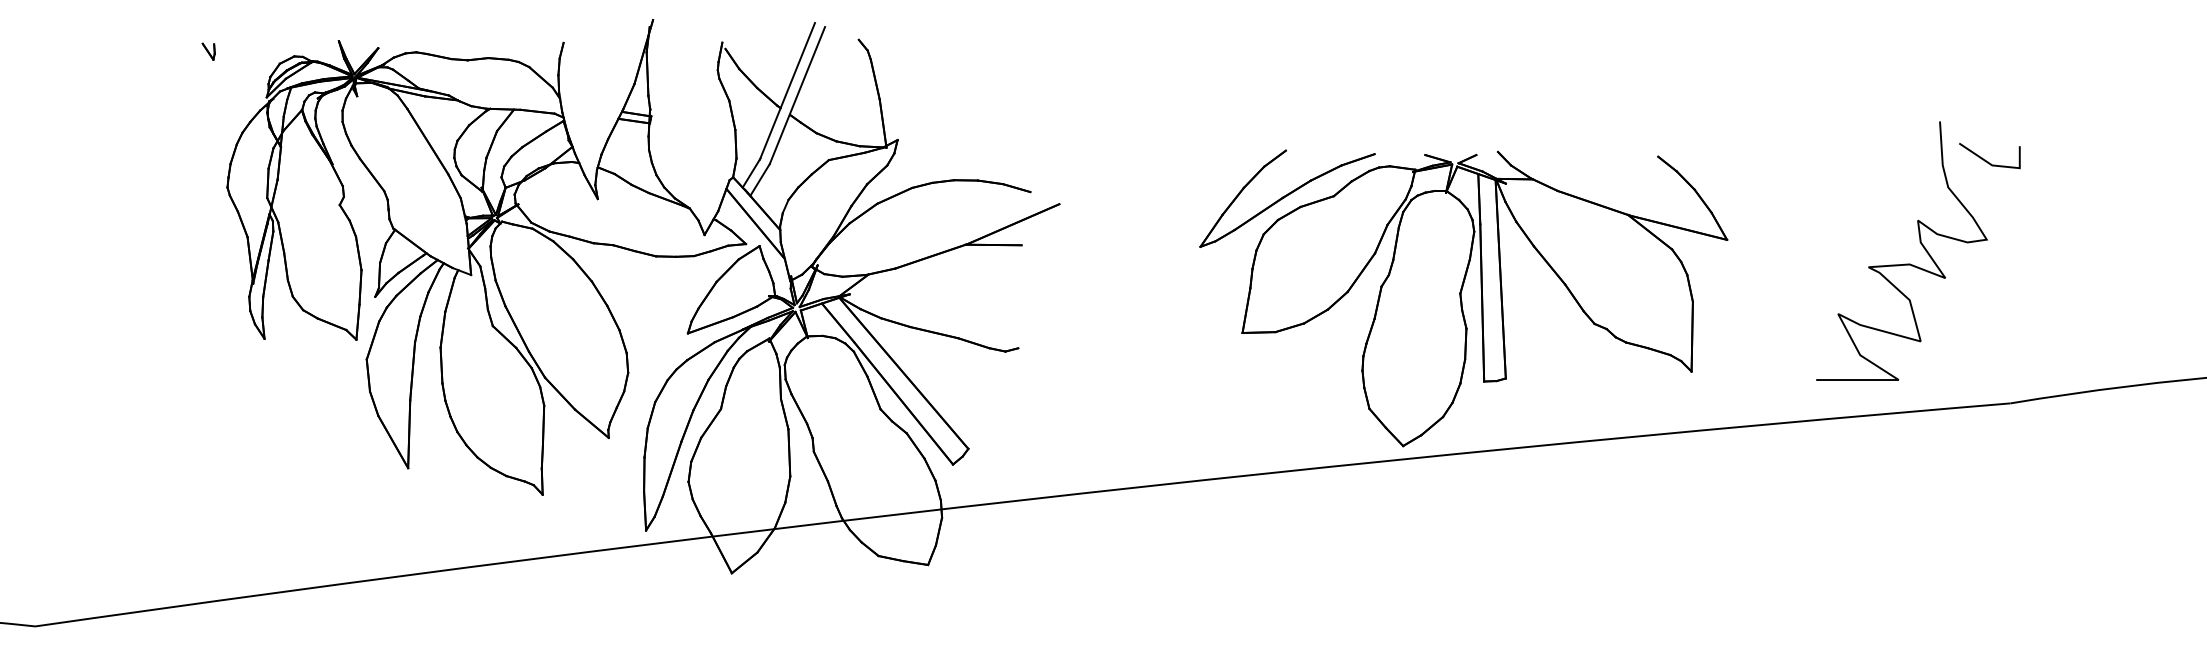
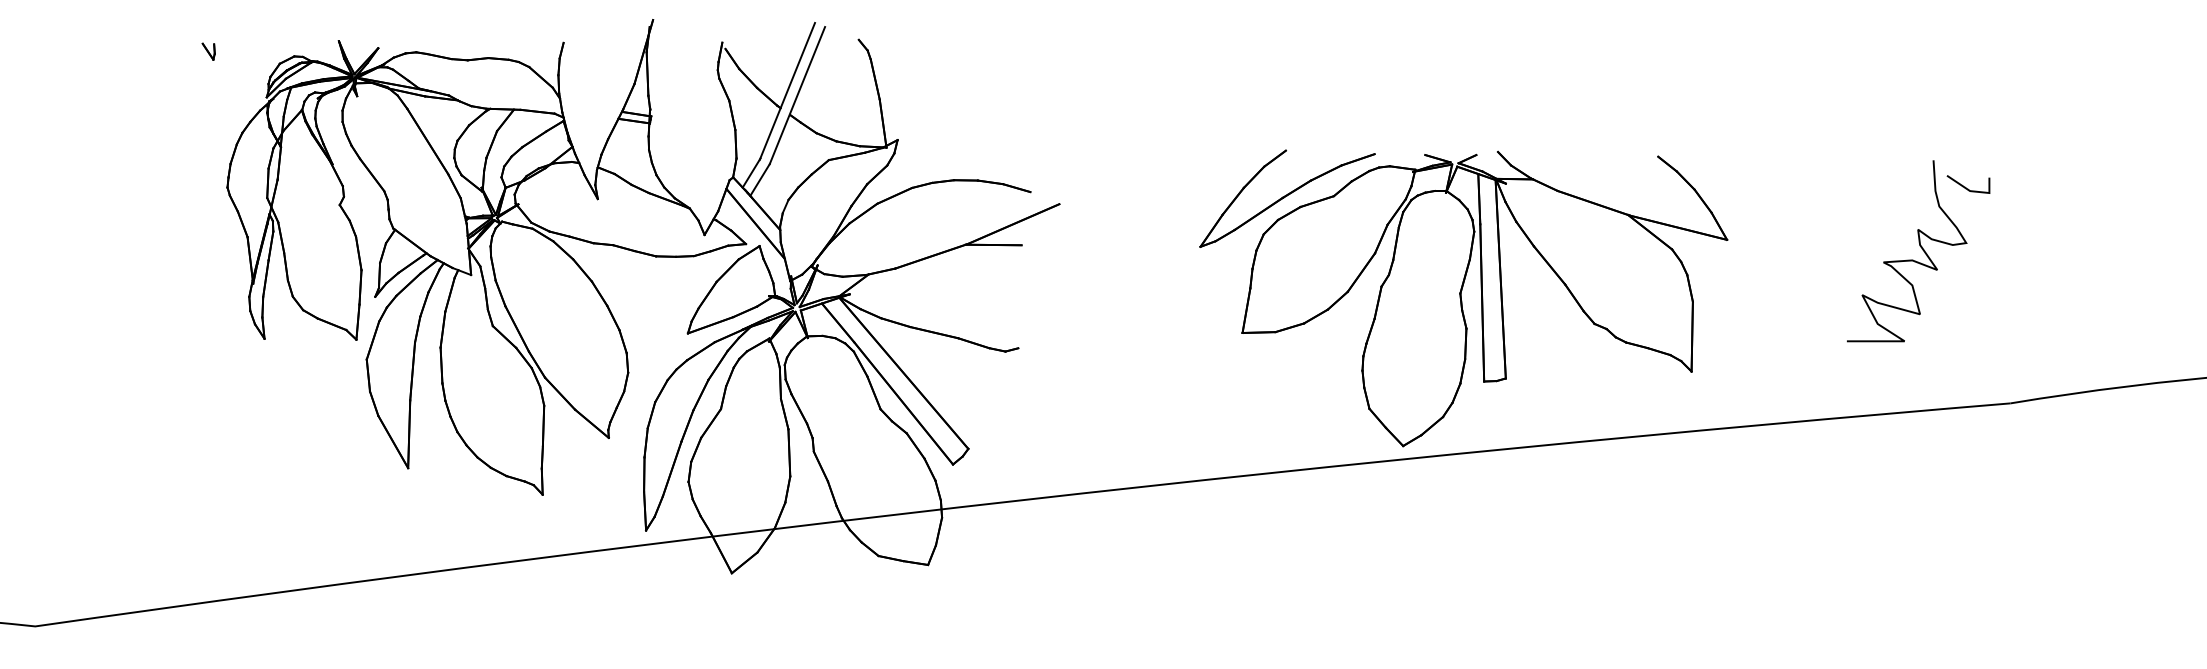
part size: 205x260 px -> 144x183 px (1918, 251)
